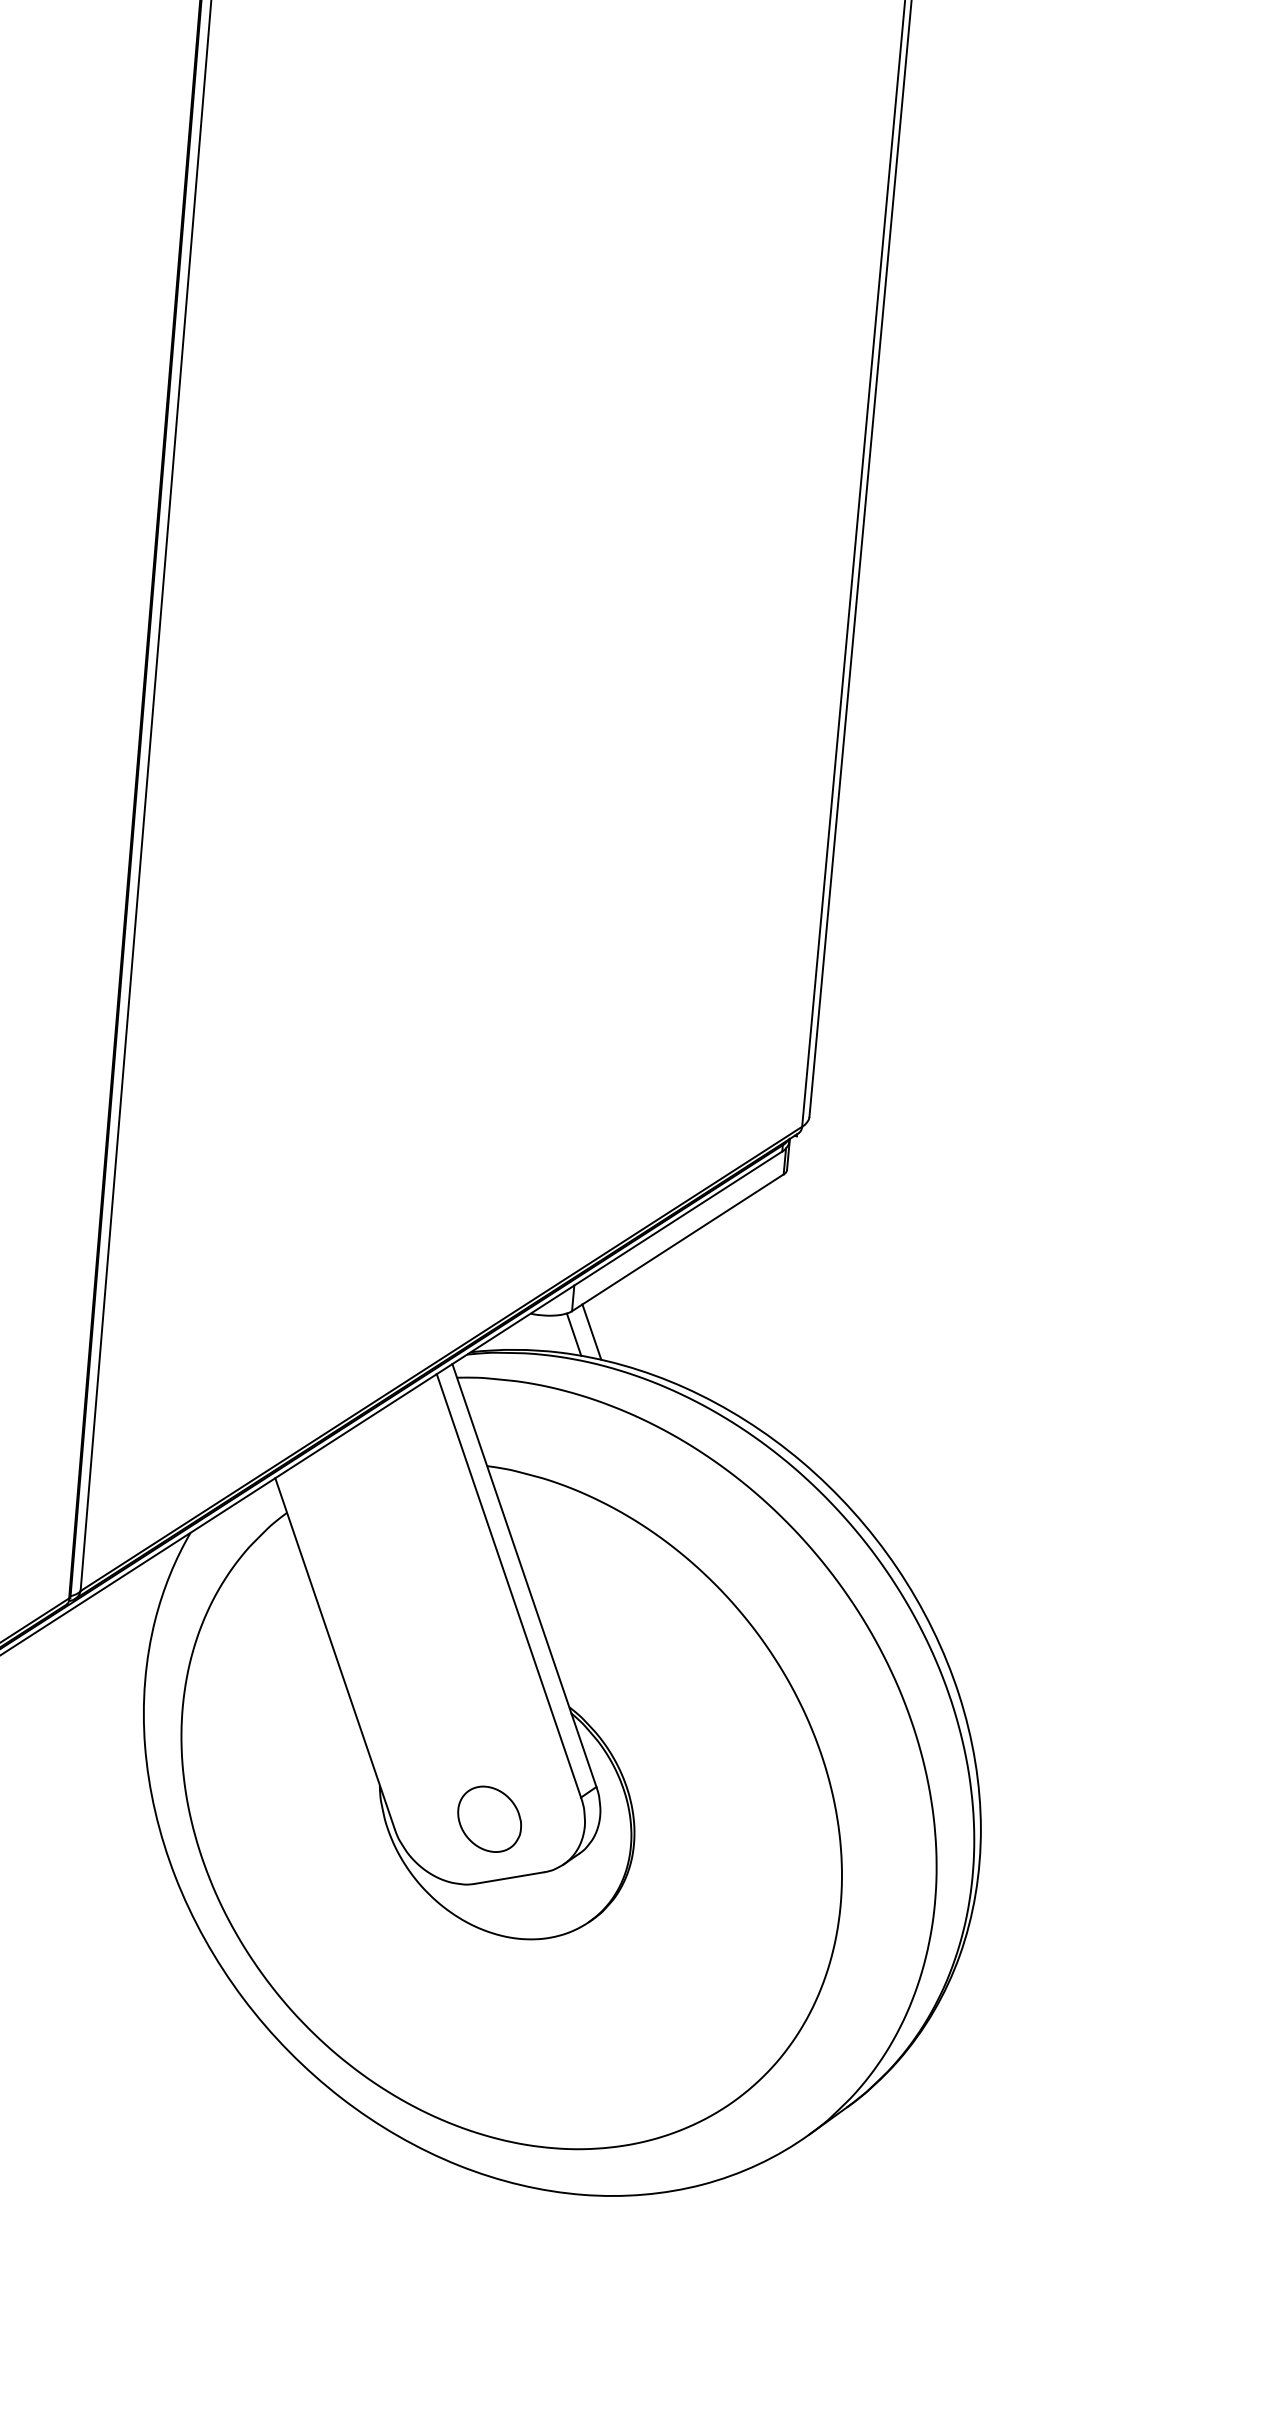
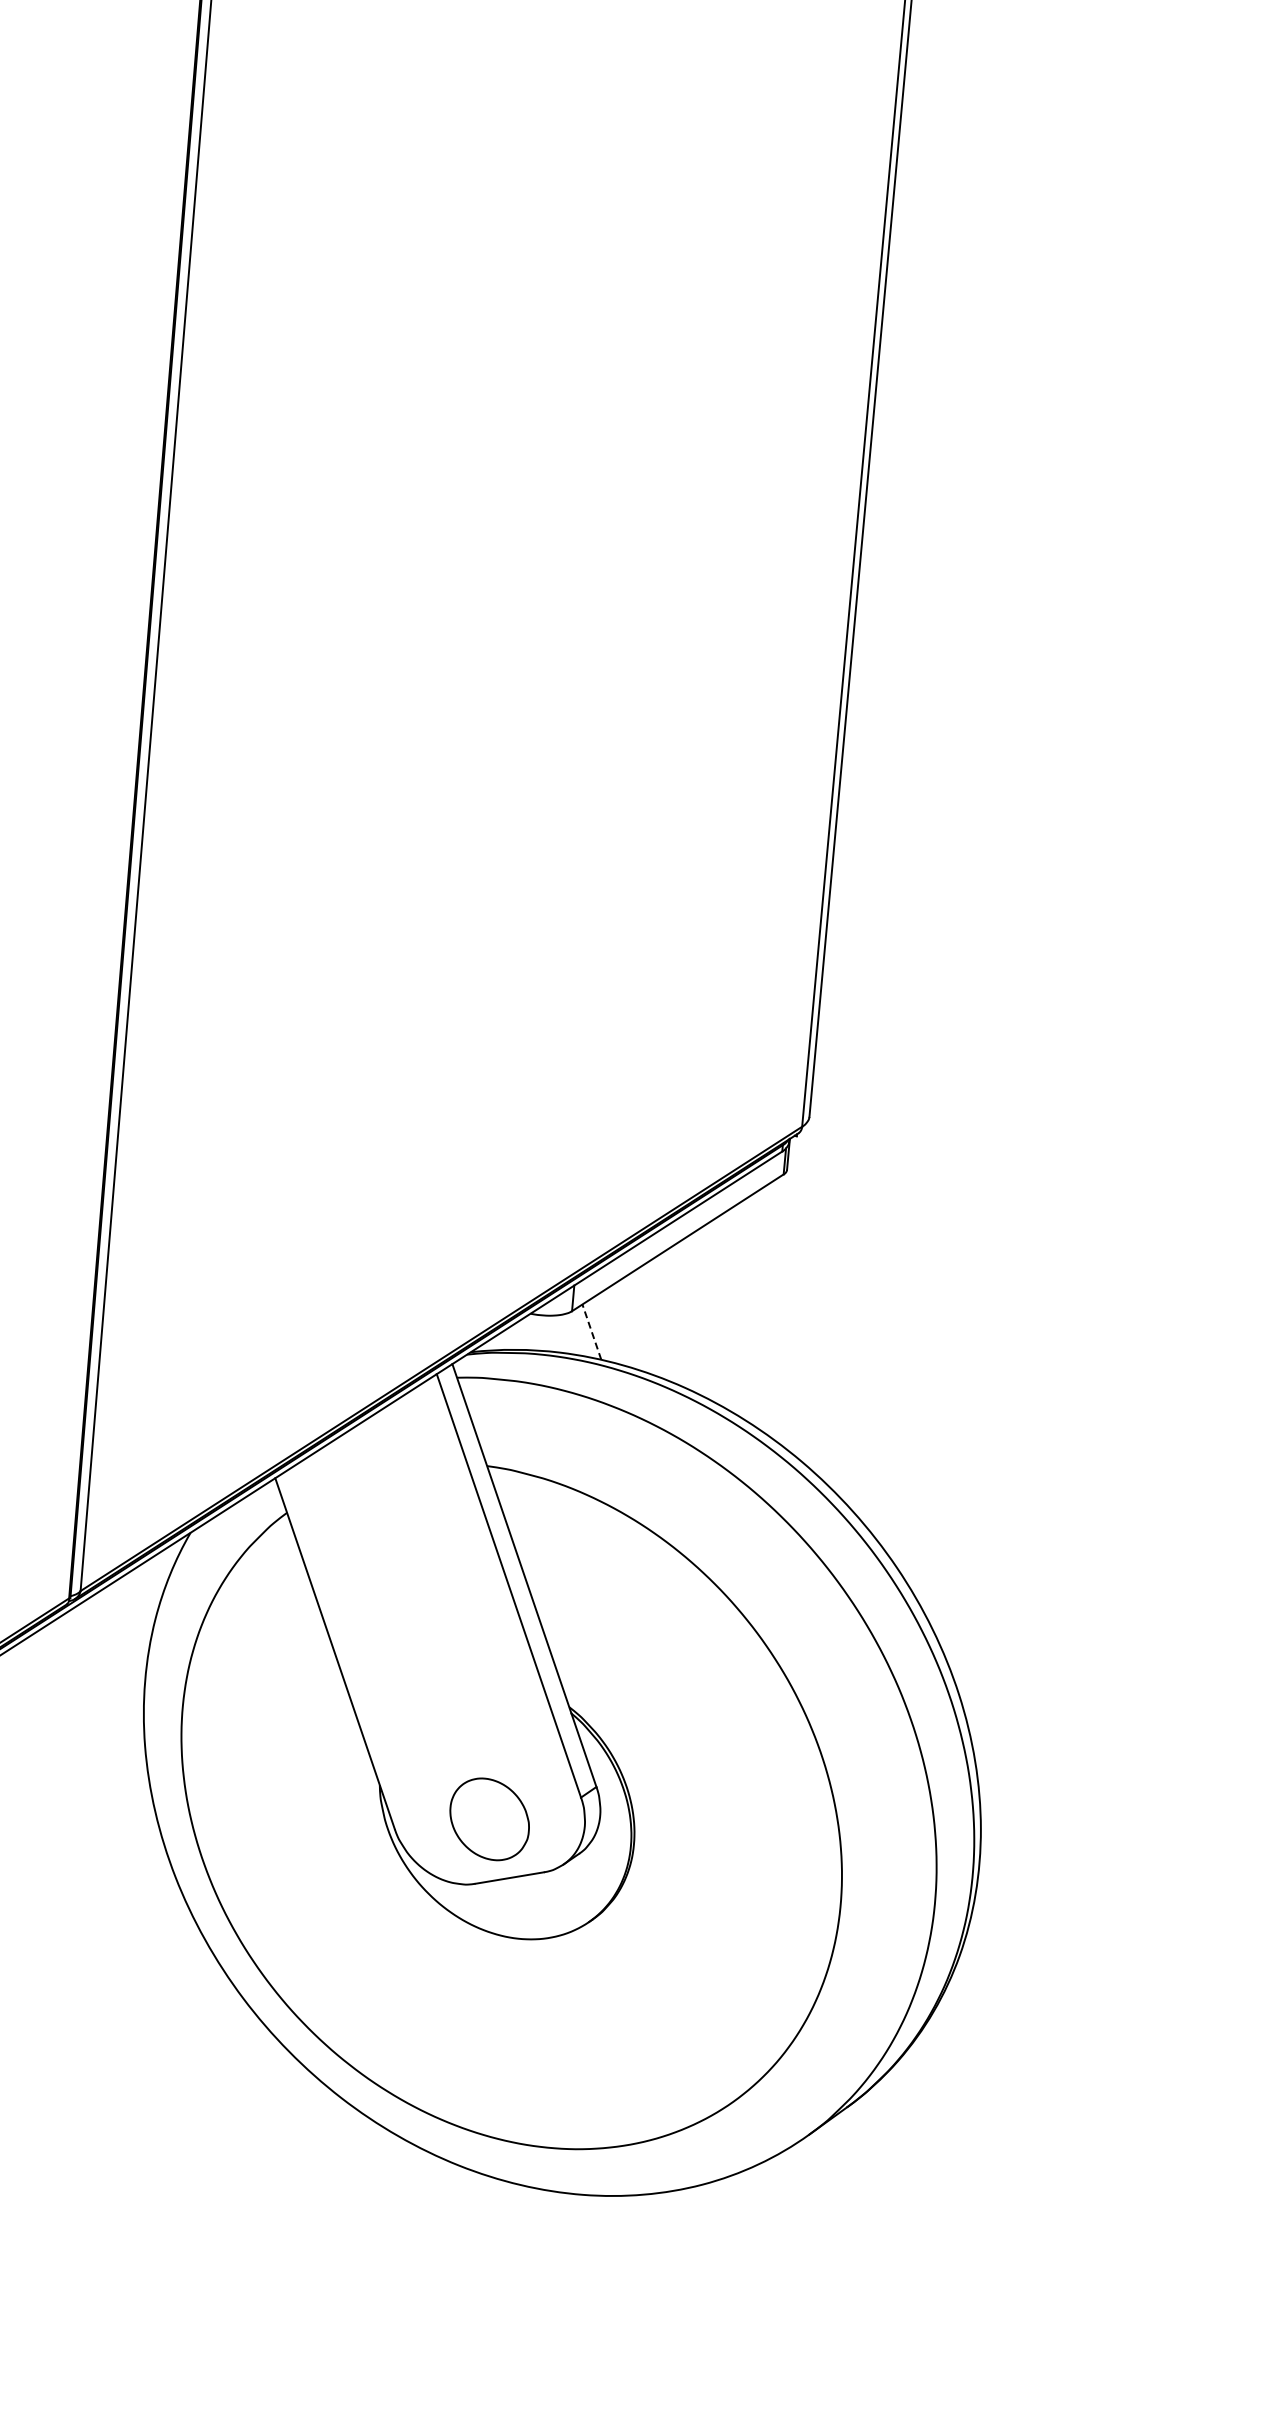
line: solid -> dashed (591, 1331)
line: present -> none (573, 1334)
part size: 65x68 px -> 81x85 px (489, 1819)
